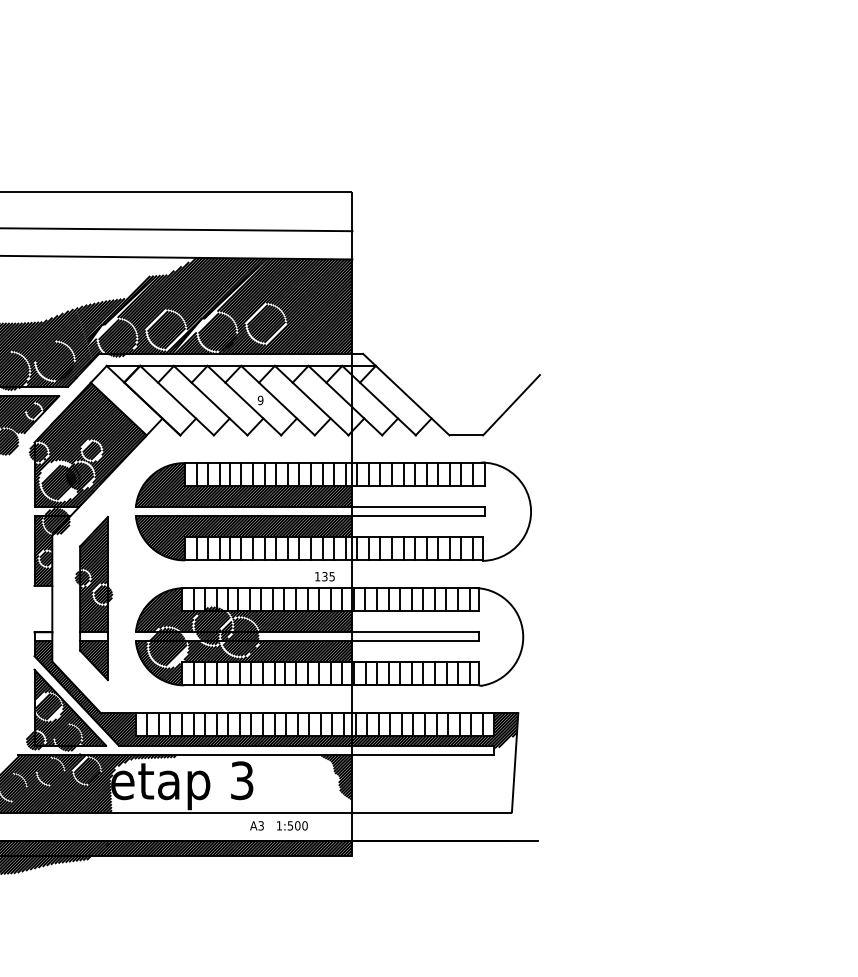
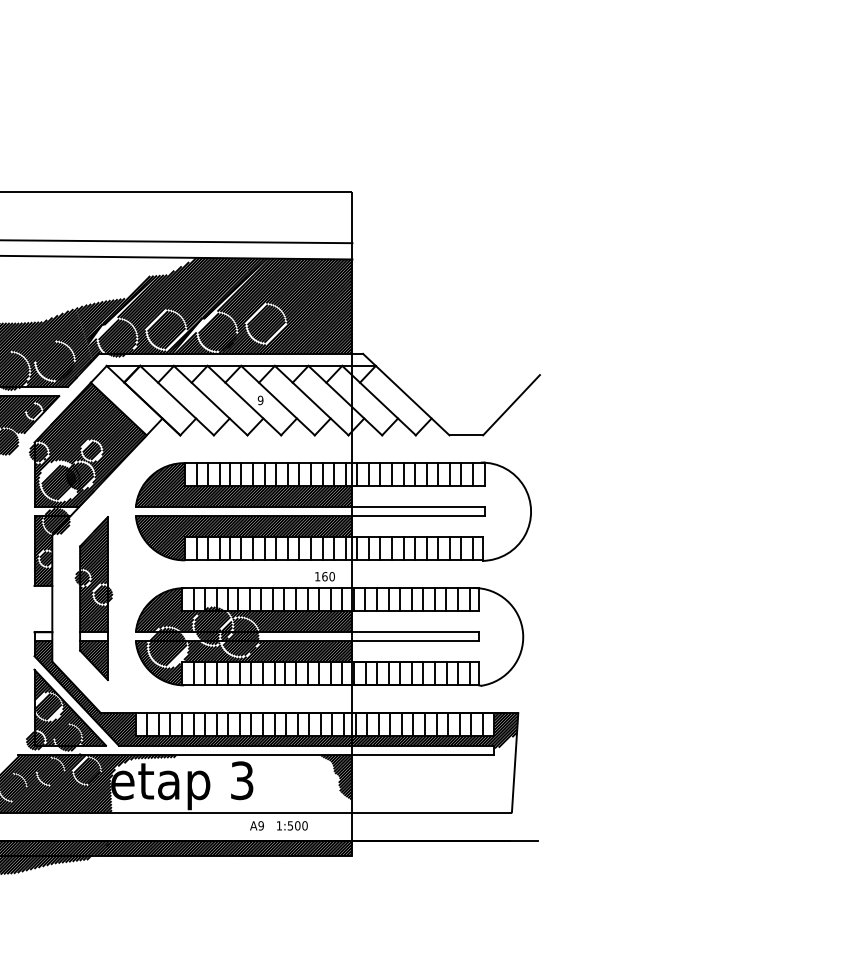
line position: (177, 229) -> (177, 241) (177, 241)
text: 135 -> 160 (328, 576)
text: A3 -> A9 (260, 825)
